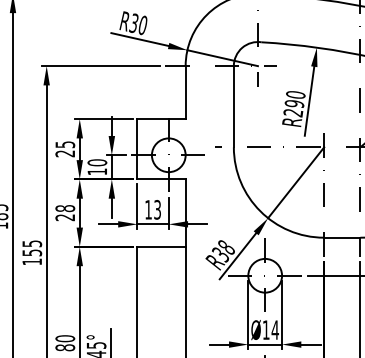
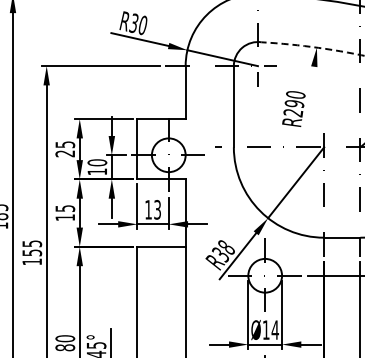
arc: solid -> dashed (313, 47)
line: present -> none (309, 100)
text: 28 -> 15 (65, 213)
